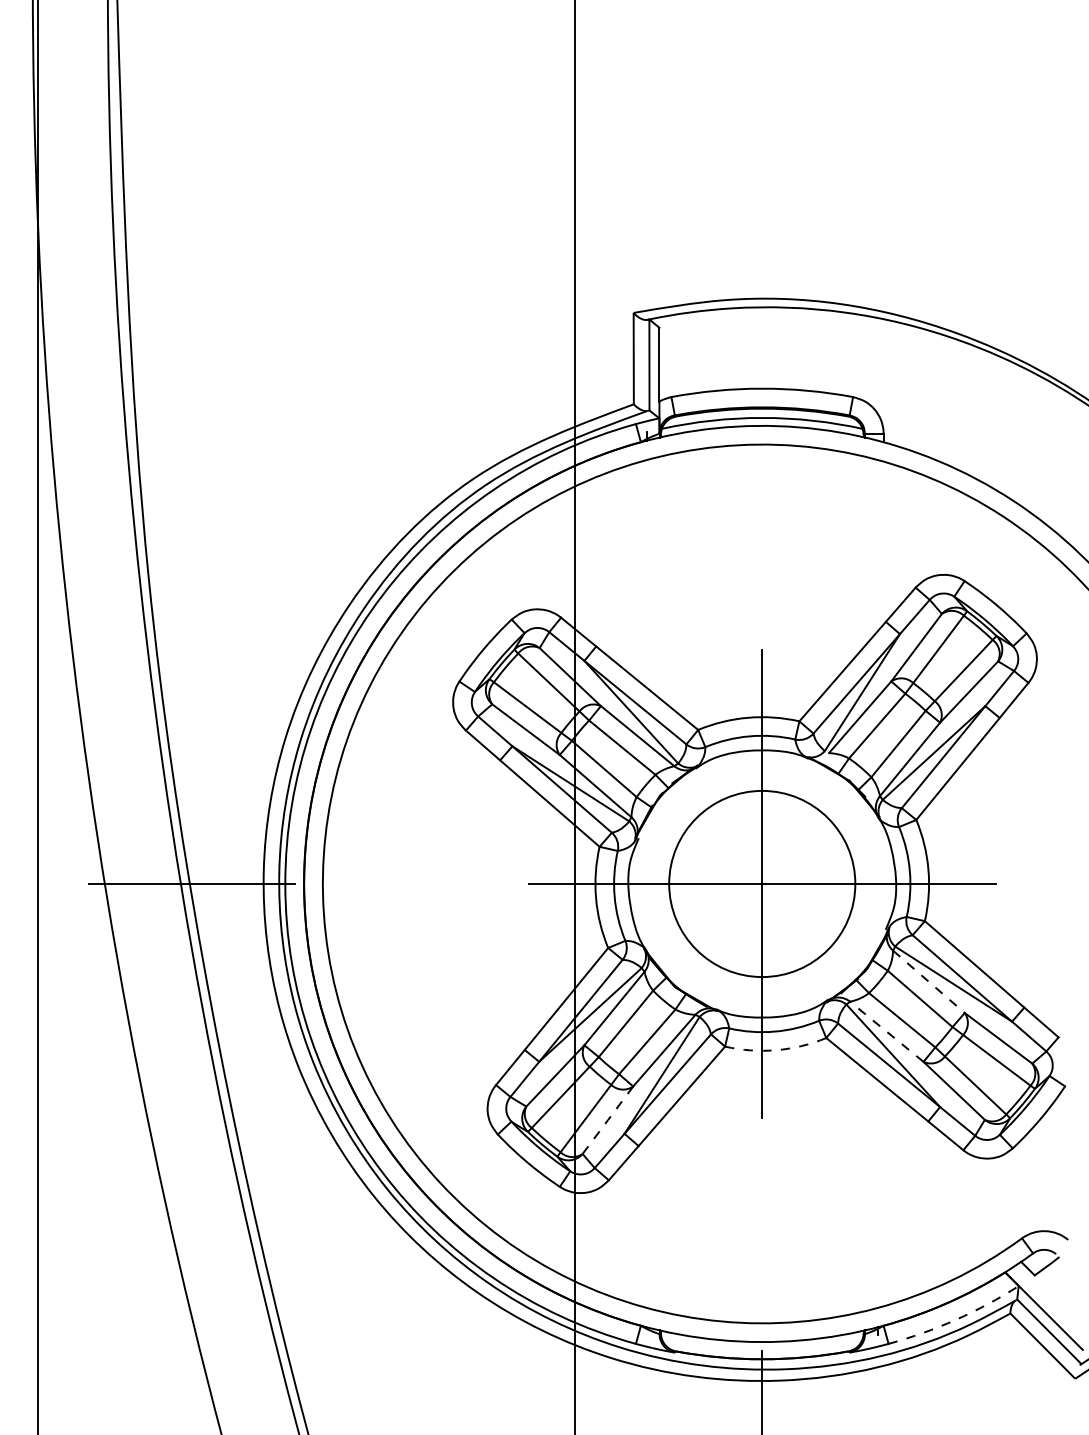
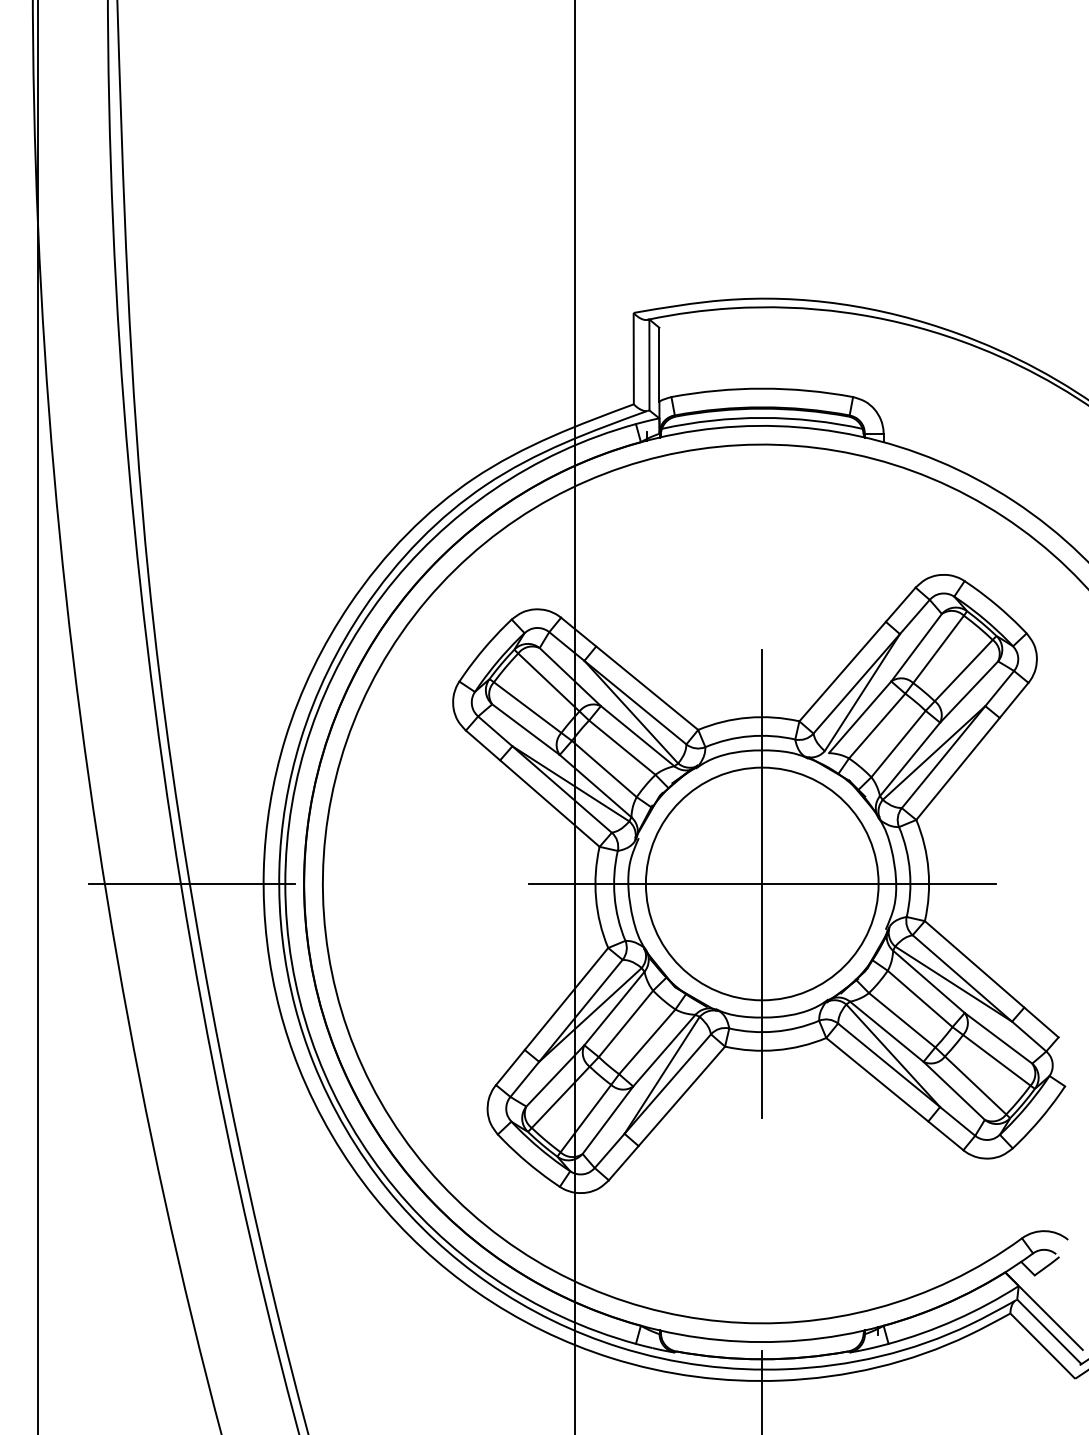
circle diameter: 186 px -> 233 px (761, 883)
line: dashed -> solid (929, 982)
line: dashed -> solid (886, 1031)
arc: dashed -> solid (776, 1050)
line: dashed -> solid (608, 1120)
arc: dashed -> solid (955, 1319)
